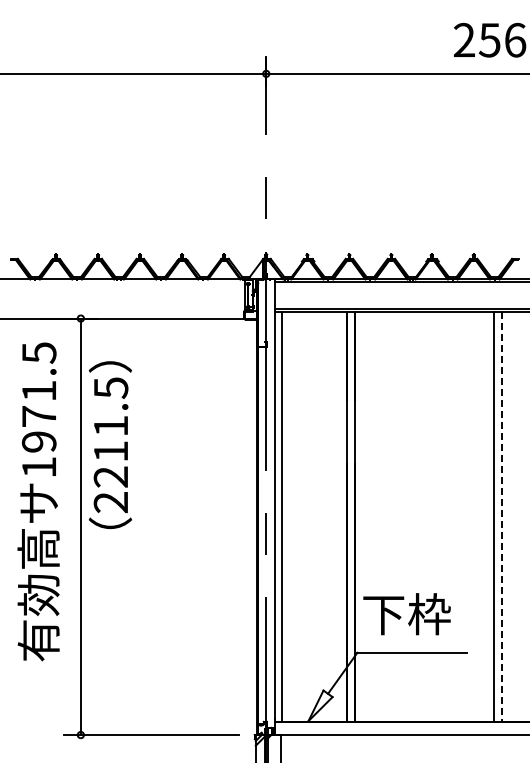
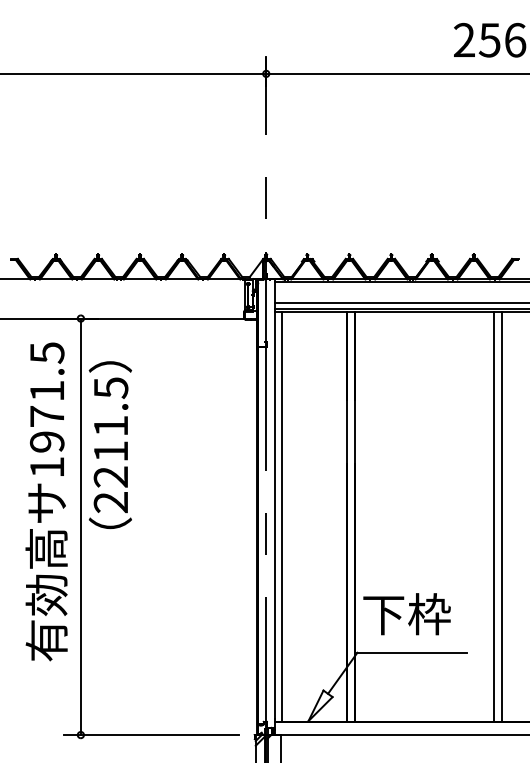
line: none -> present (400, 303)
text position: (38, 501) -> (46, 501) (46, 501)
line: dashed -> solid (501, 517)
